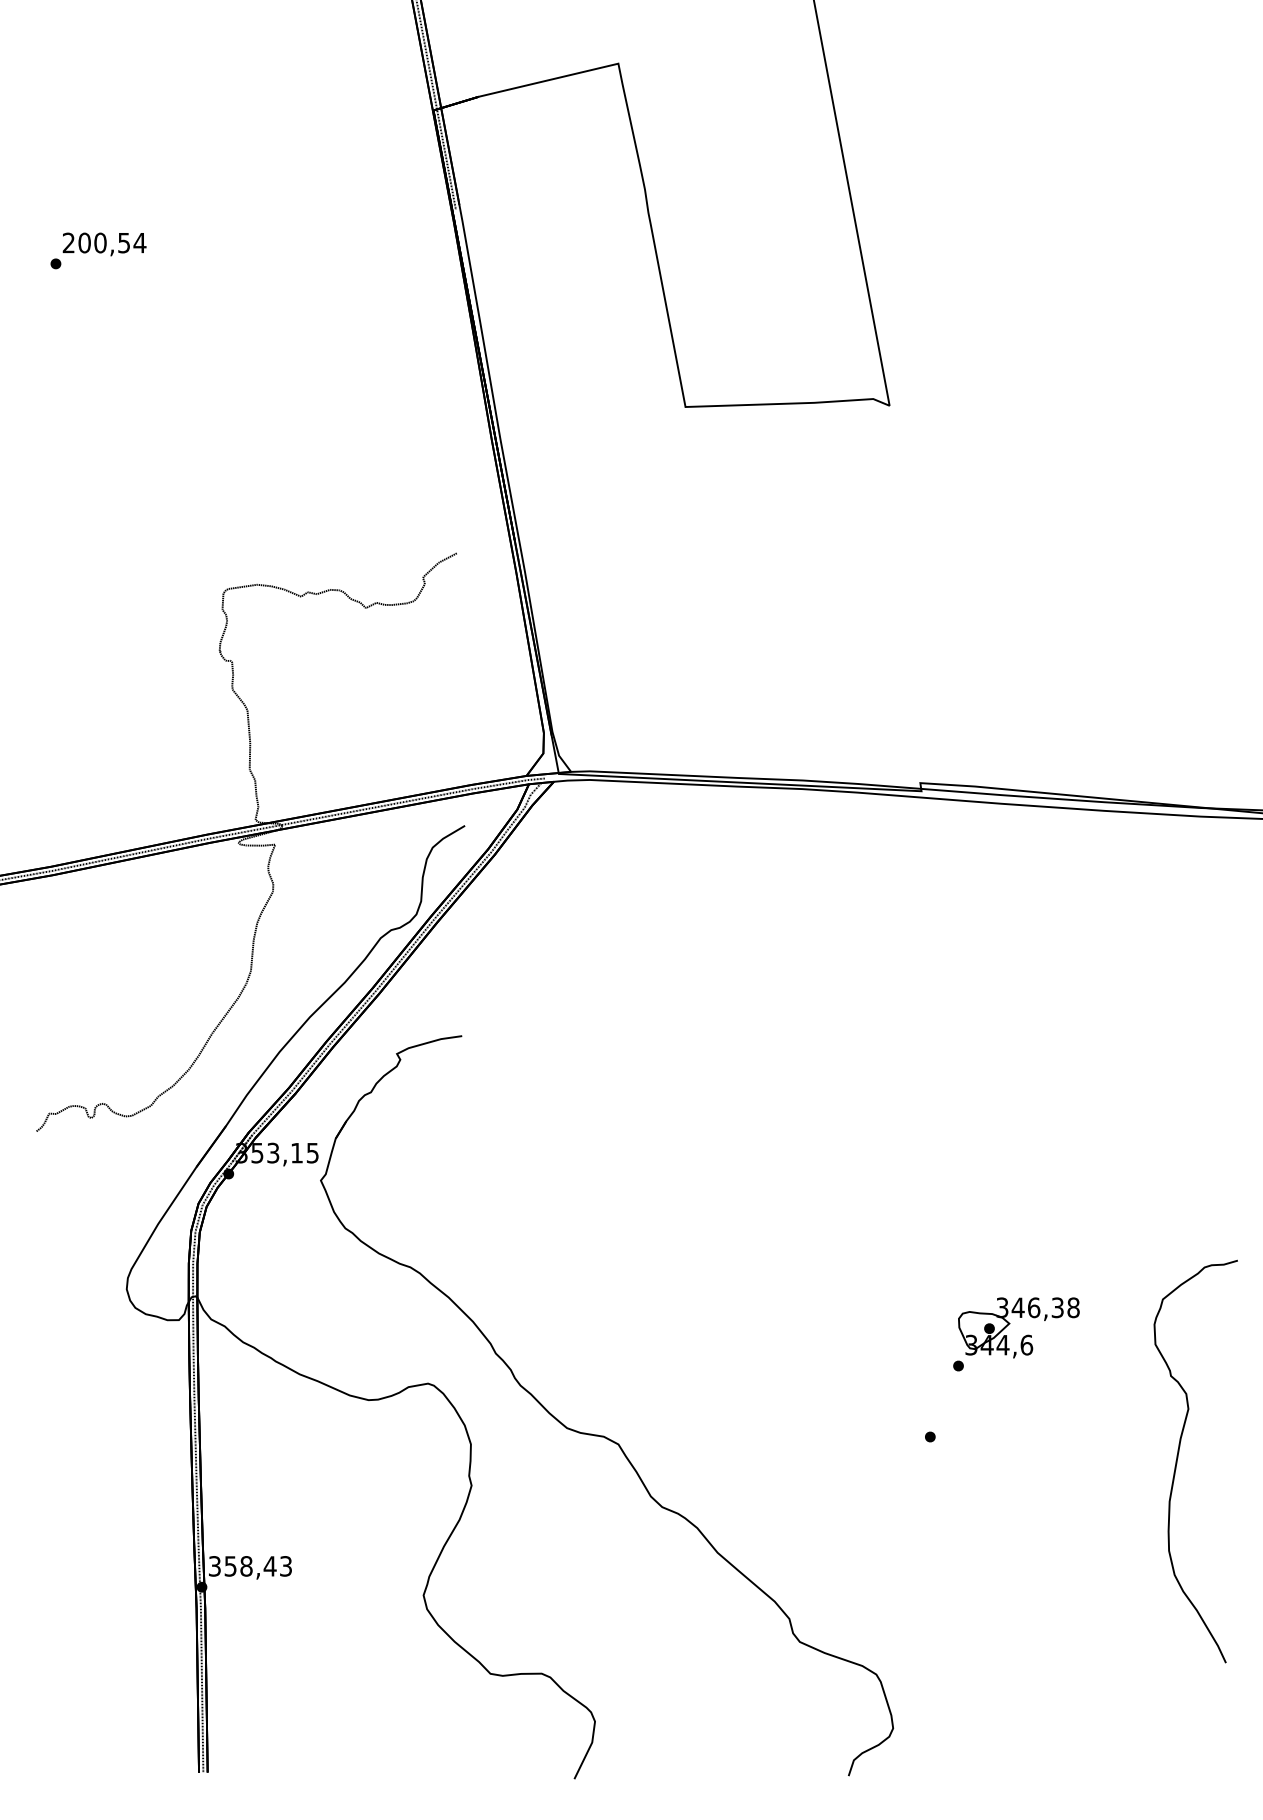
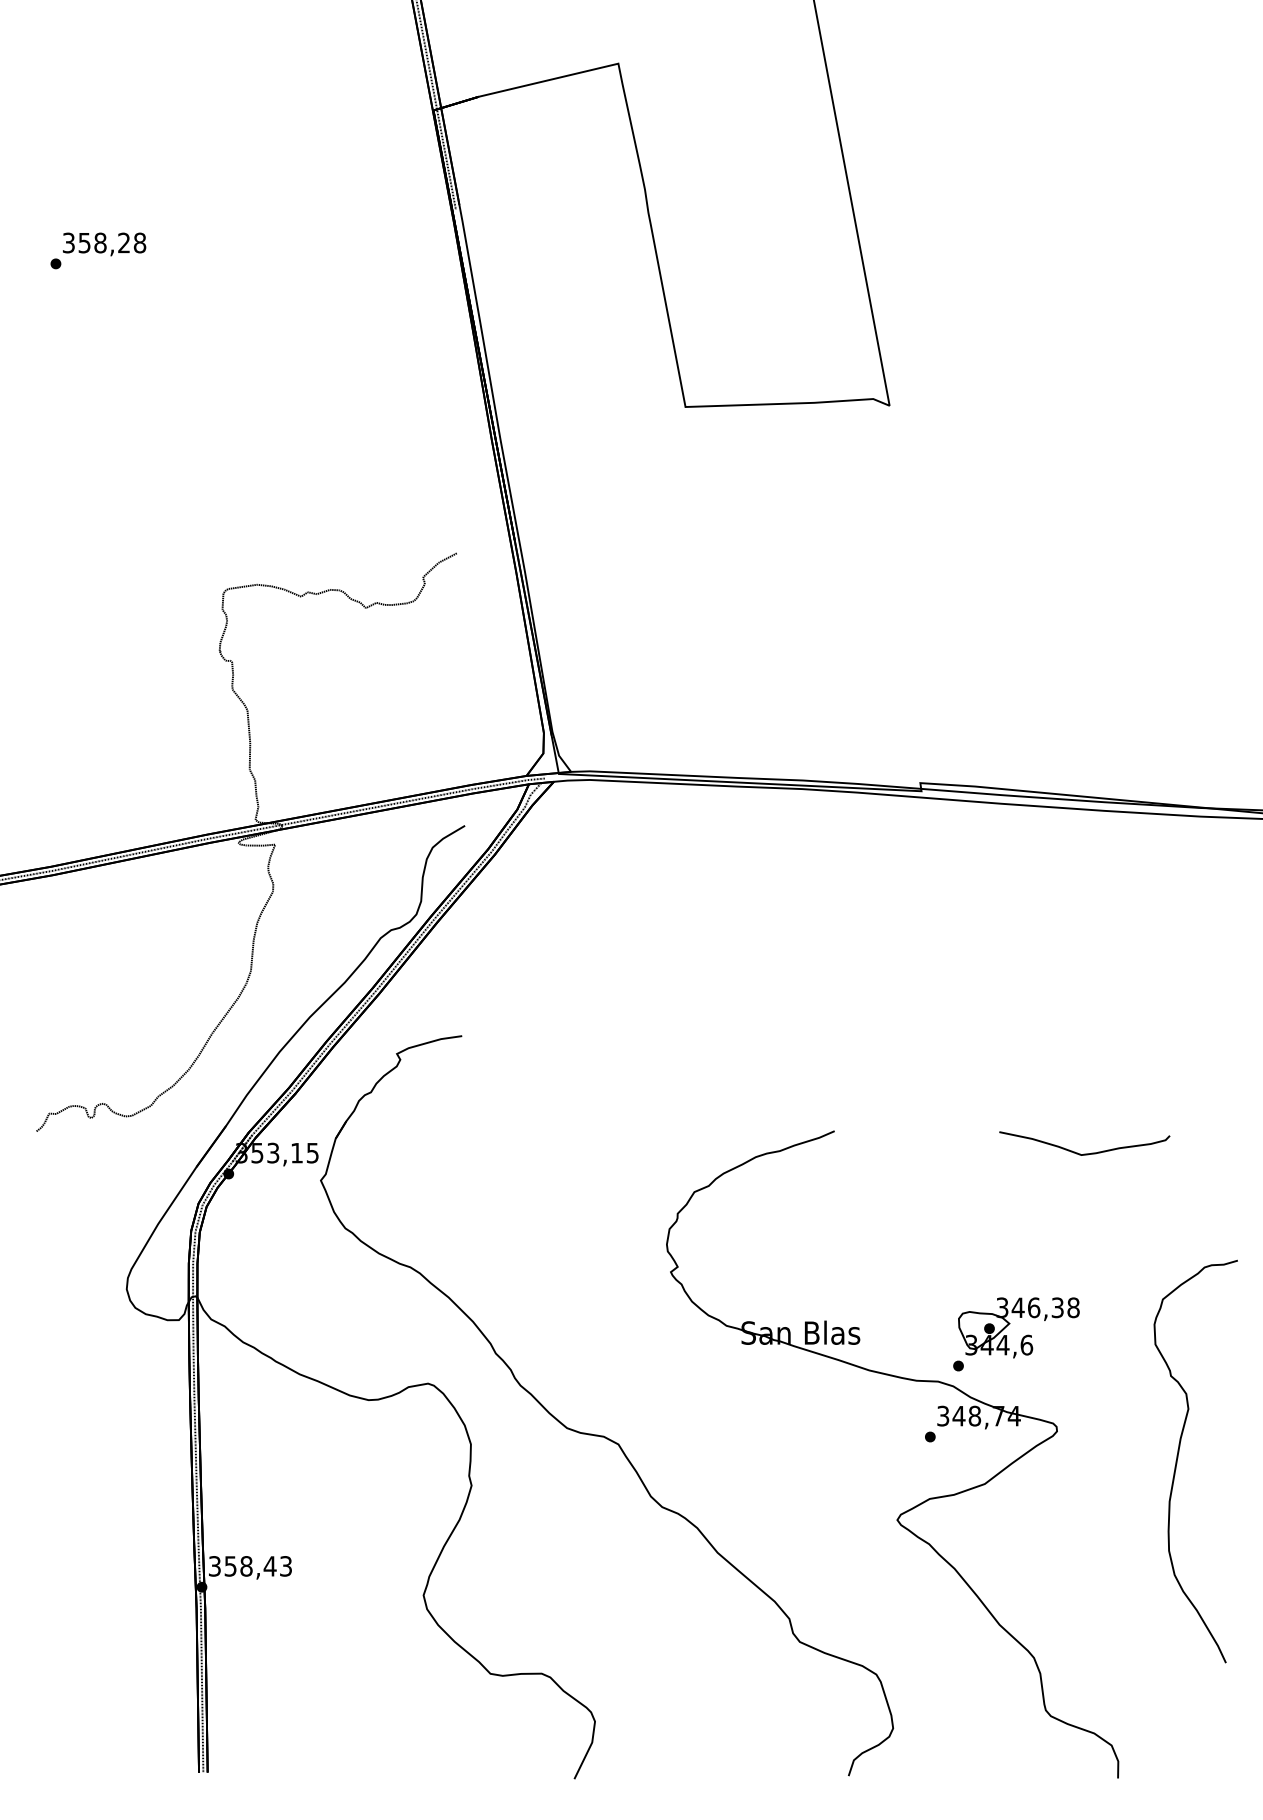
text: 200,54 -> 358,28 (104, 242)
part: none -> present (937, 1425)
